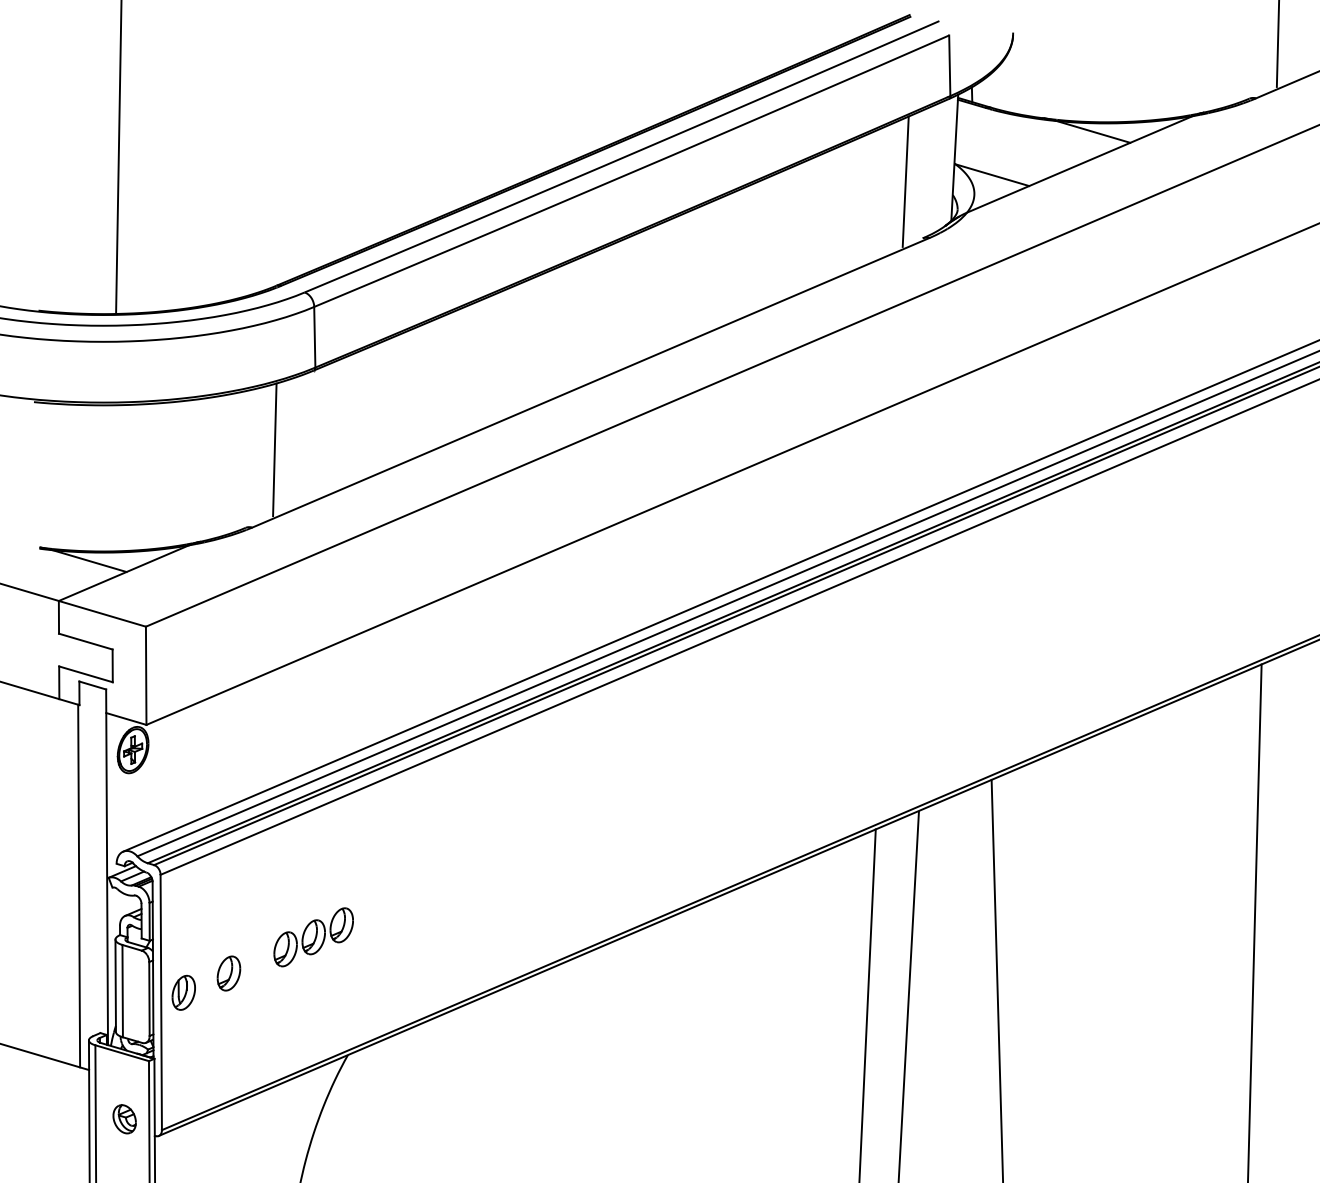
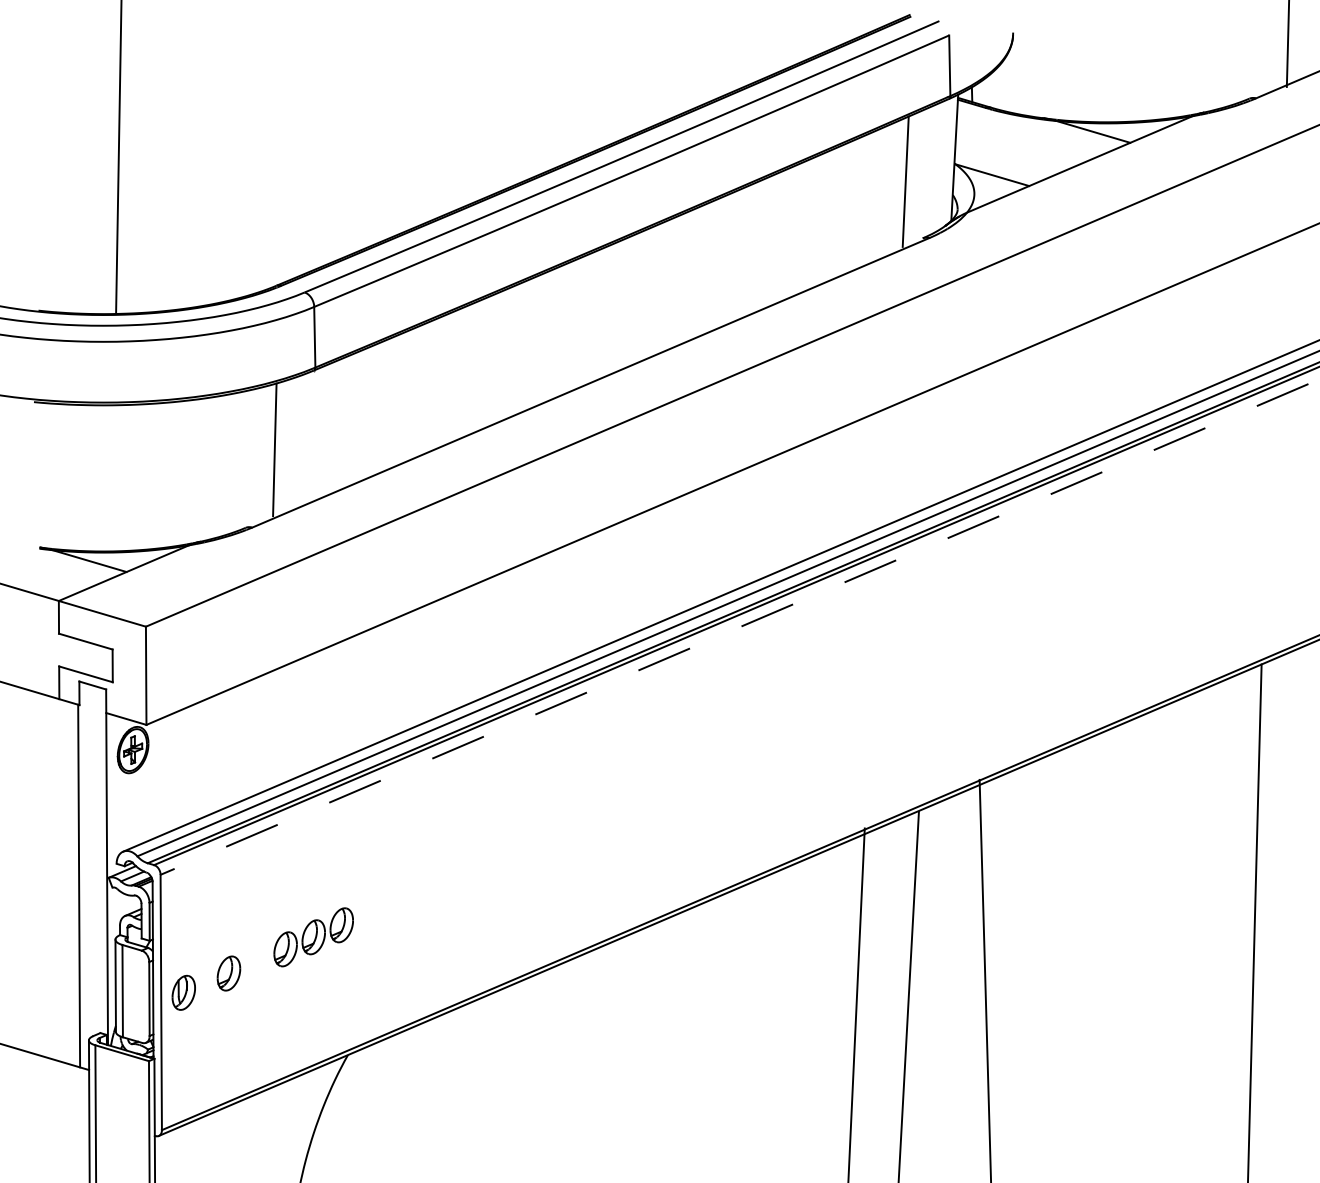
line position: (1277, 44) -> (1287, 44) (1287, 44)
line: solid -> dashed (739, 627)
line position: (997, 979) -> (985, 979) (985, 979)
line position: (867, 1004) -> (856, 1003) (856, 1003)
part: present -> none (124, 1119)
